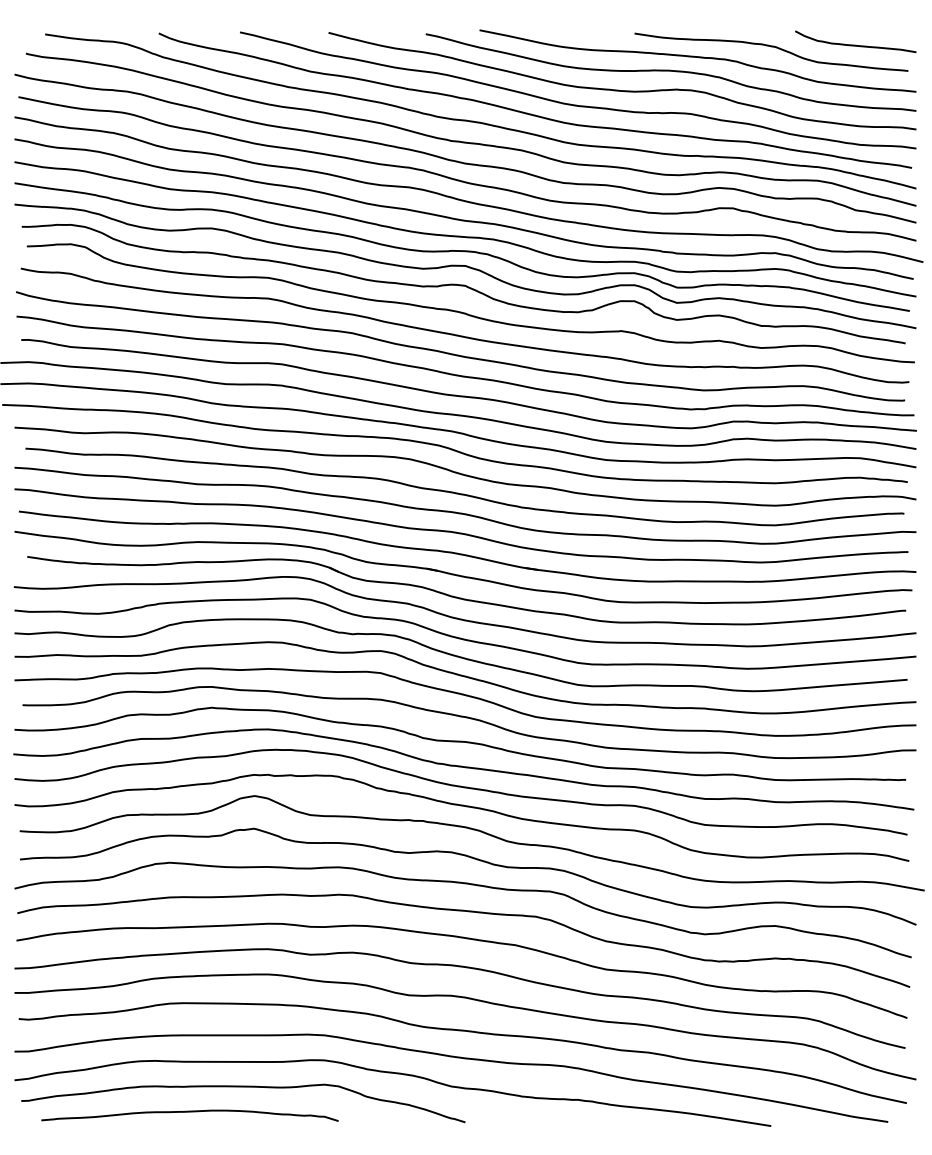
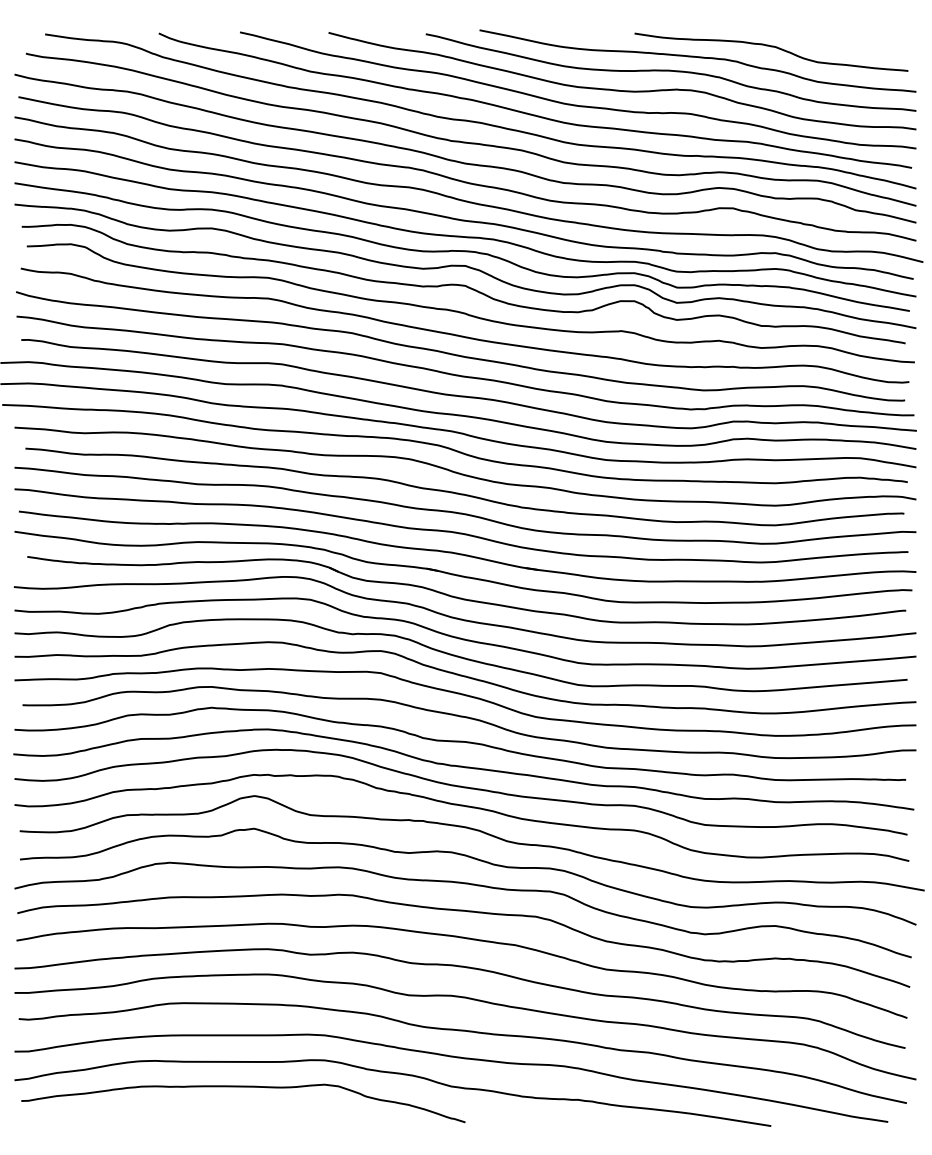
curve: present -> none (855, 44)
curve: present -> none (189, 1112)
